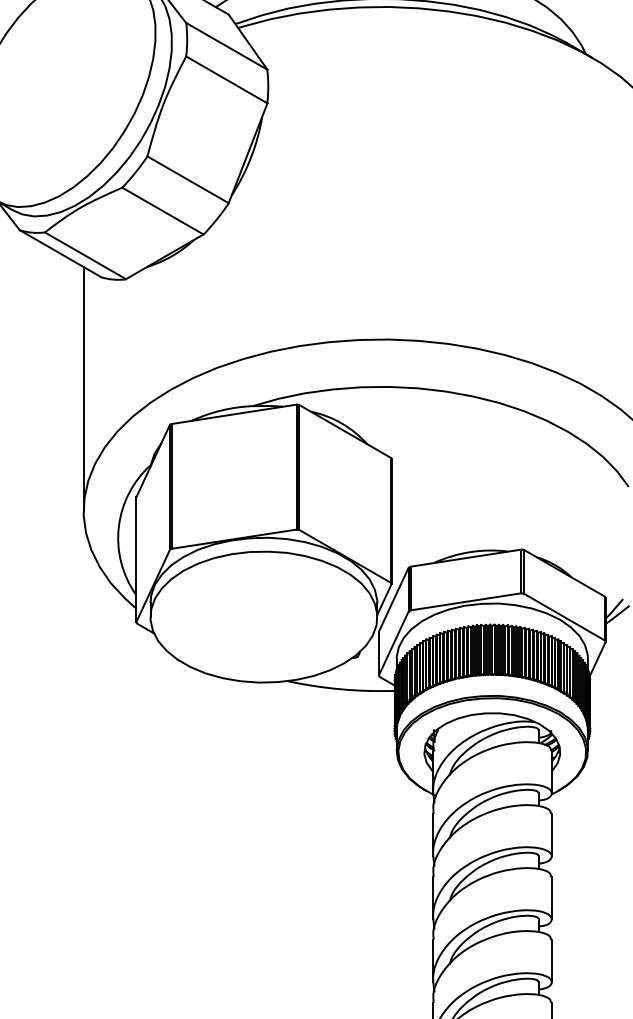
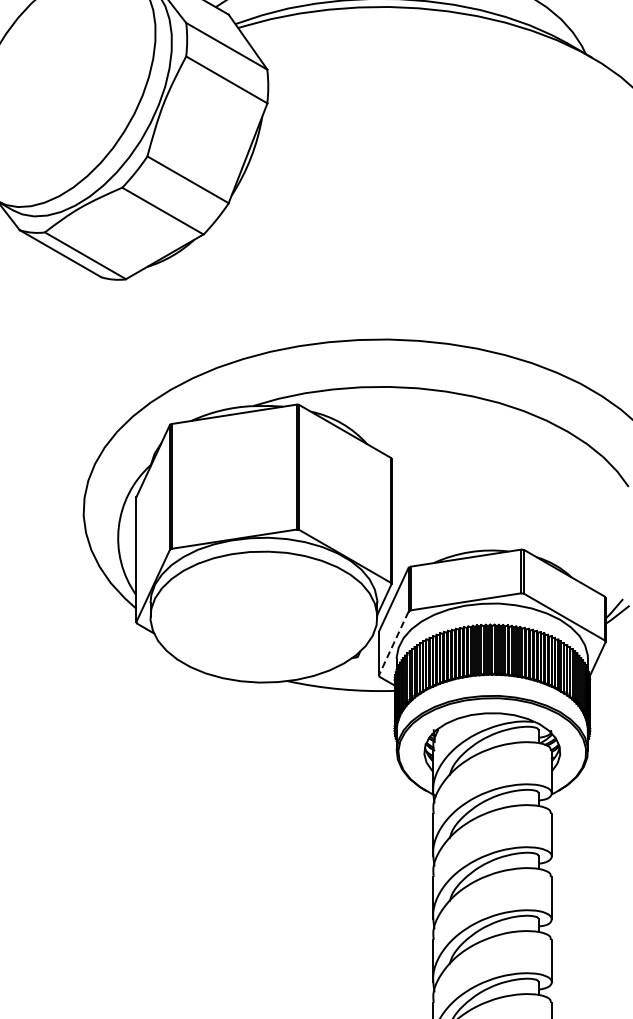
line: present -> none (83, 389)
line: solid -> dashed (393, 643)
